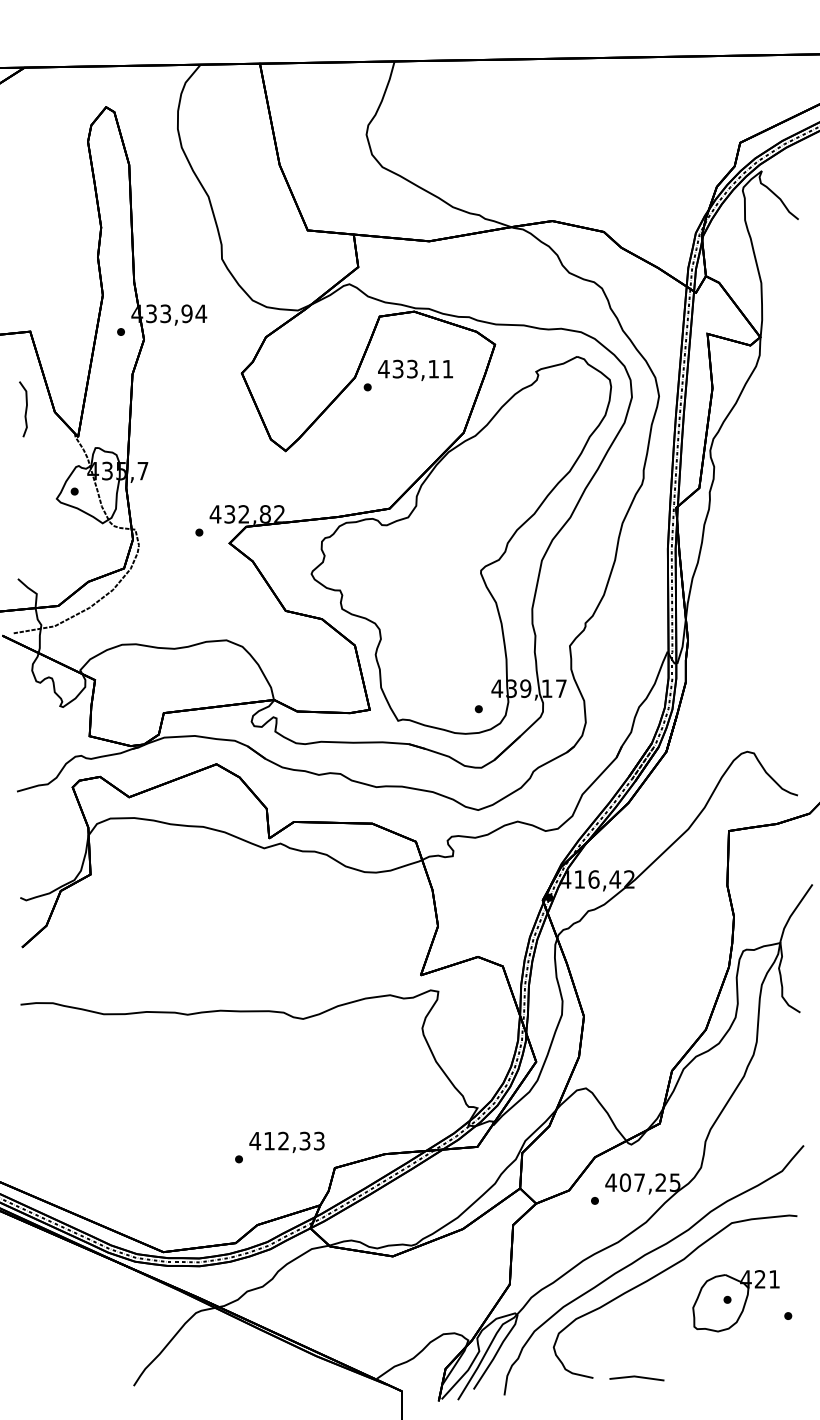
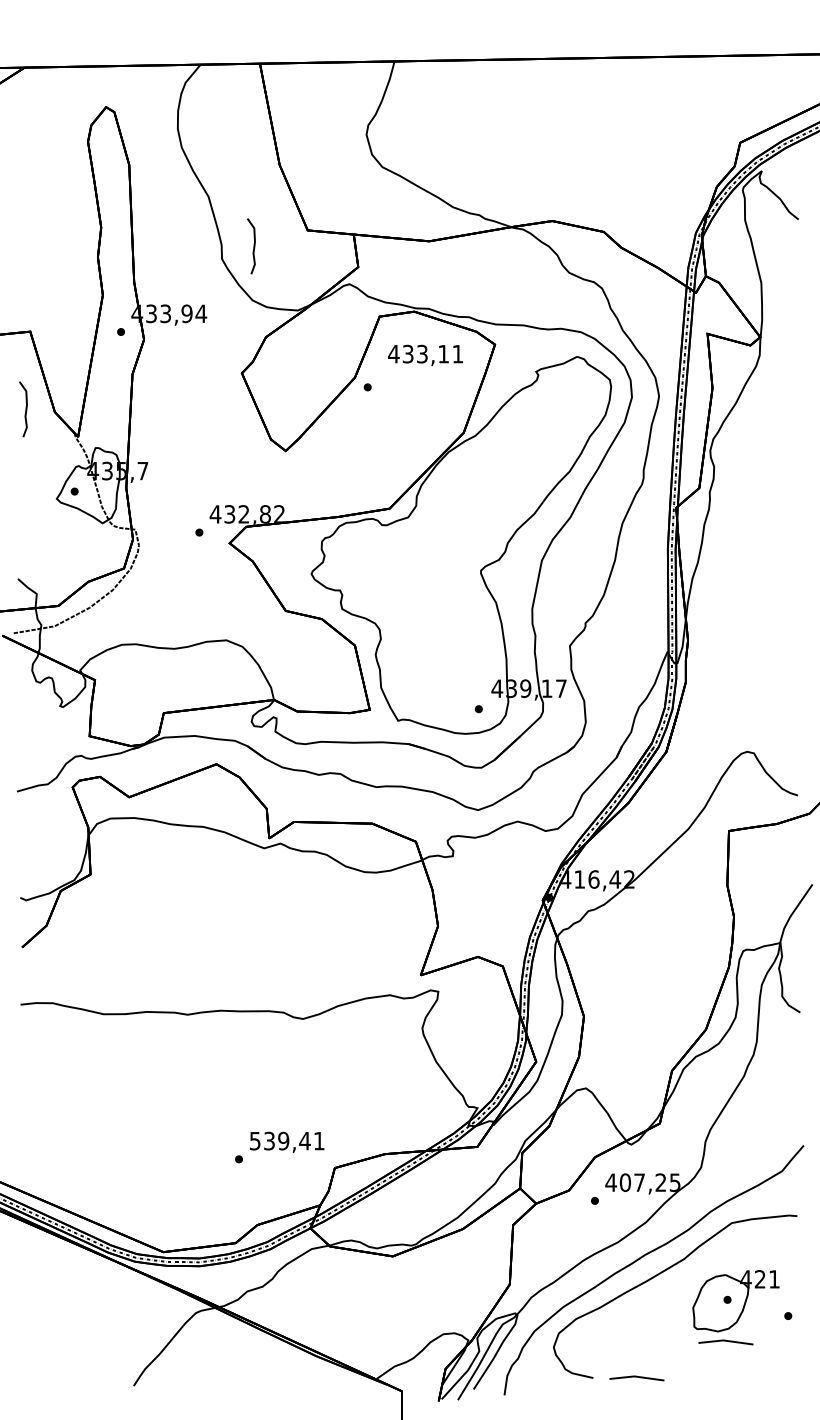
curve: none -> present (253, 246)
text position: (415, 369) -> (425, 354) (425, 354)
text: 412,33 -> 539,41 (286, 1140)
line: none -> present (725, 1341)
